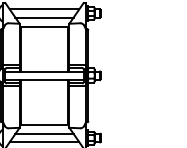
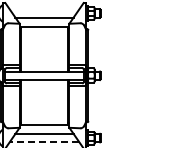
line: present -> none (44, 9)
line: solid -> dashed (44, 142)
